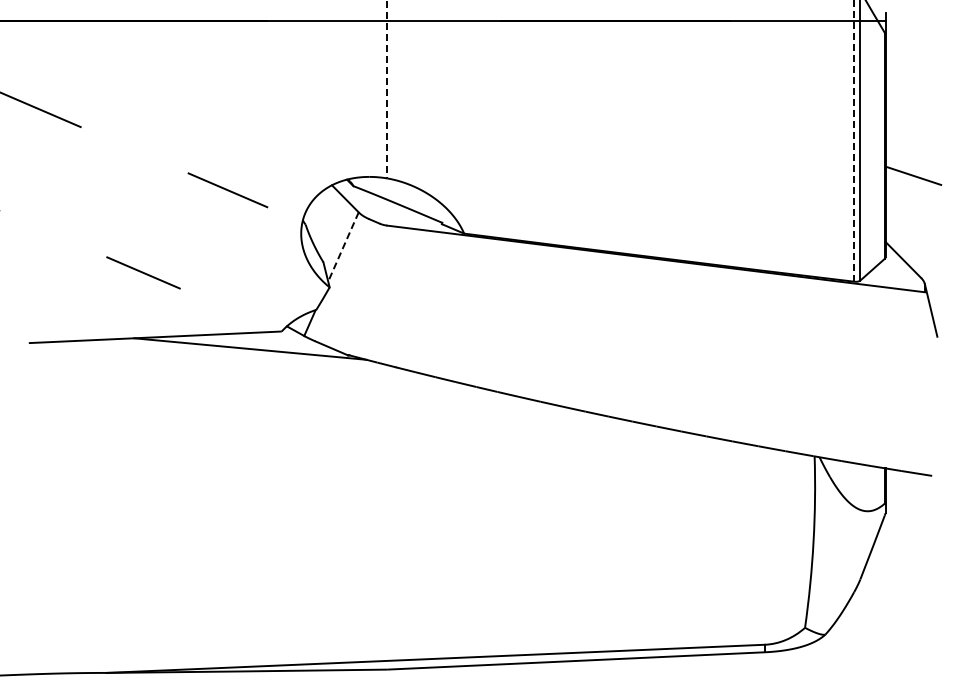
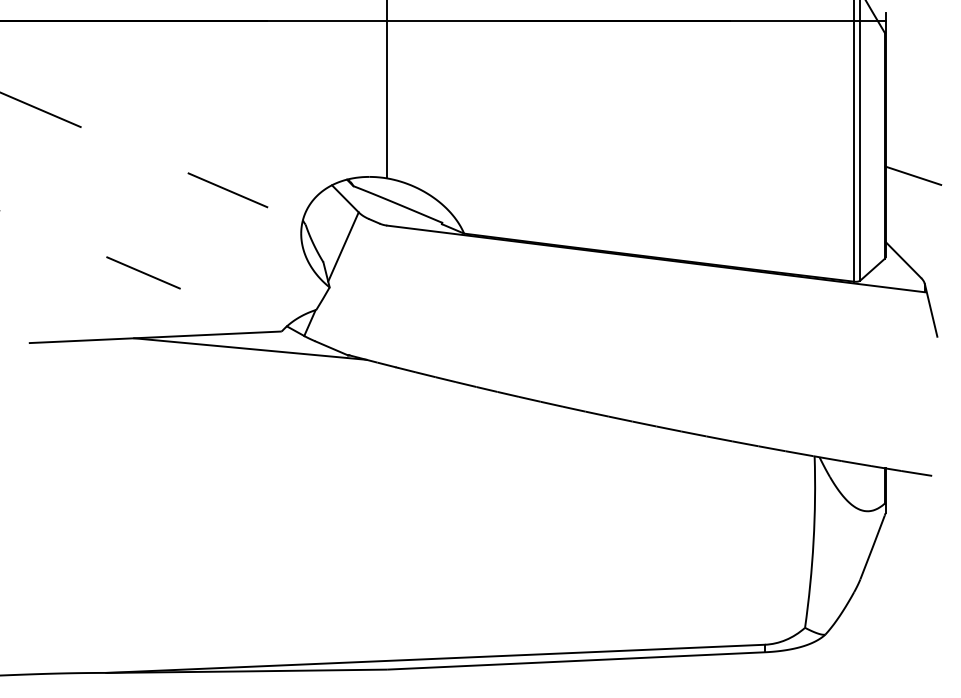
line: dashed -> solid (387, 89)
line: dashed -> solid (854, 141)
line: dashed -> solid (343, 246)
